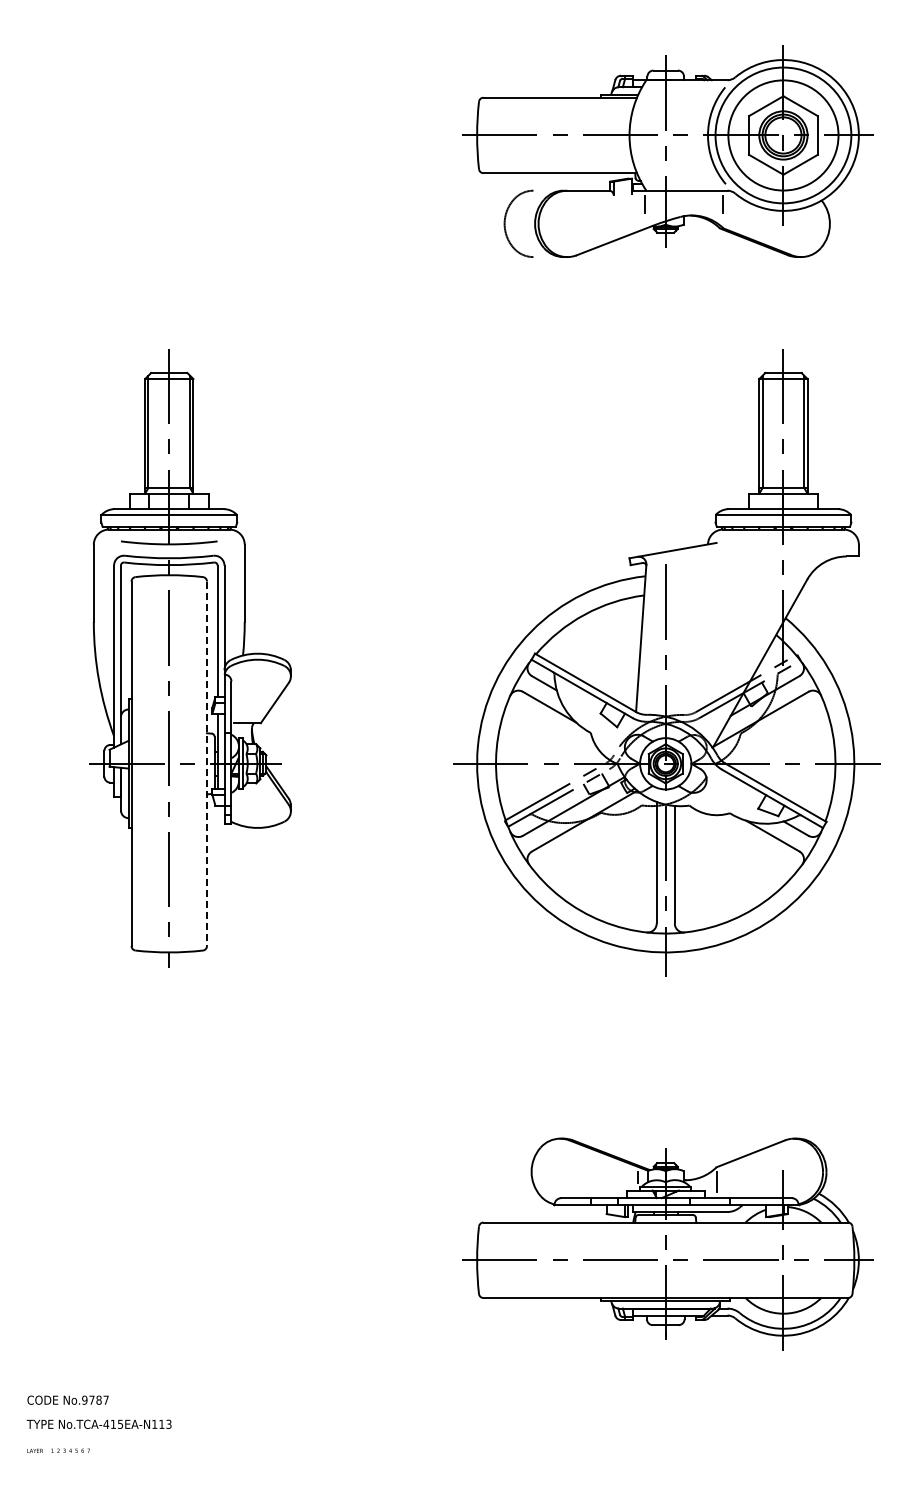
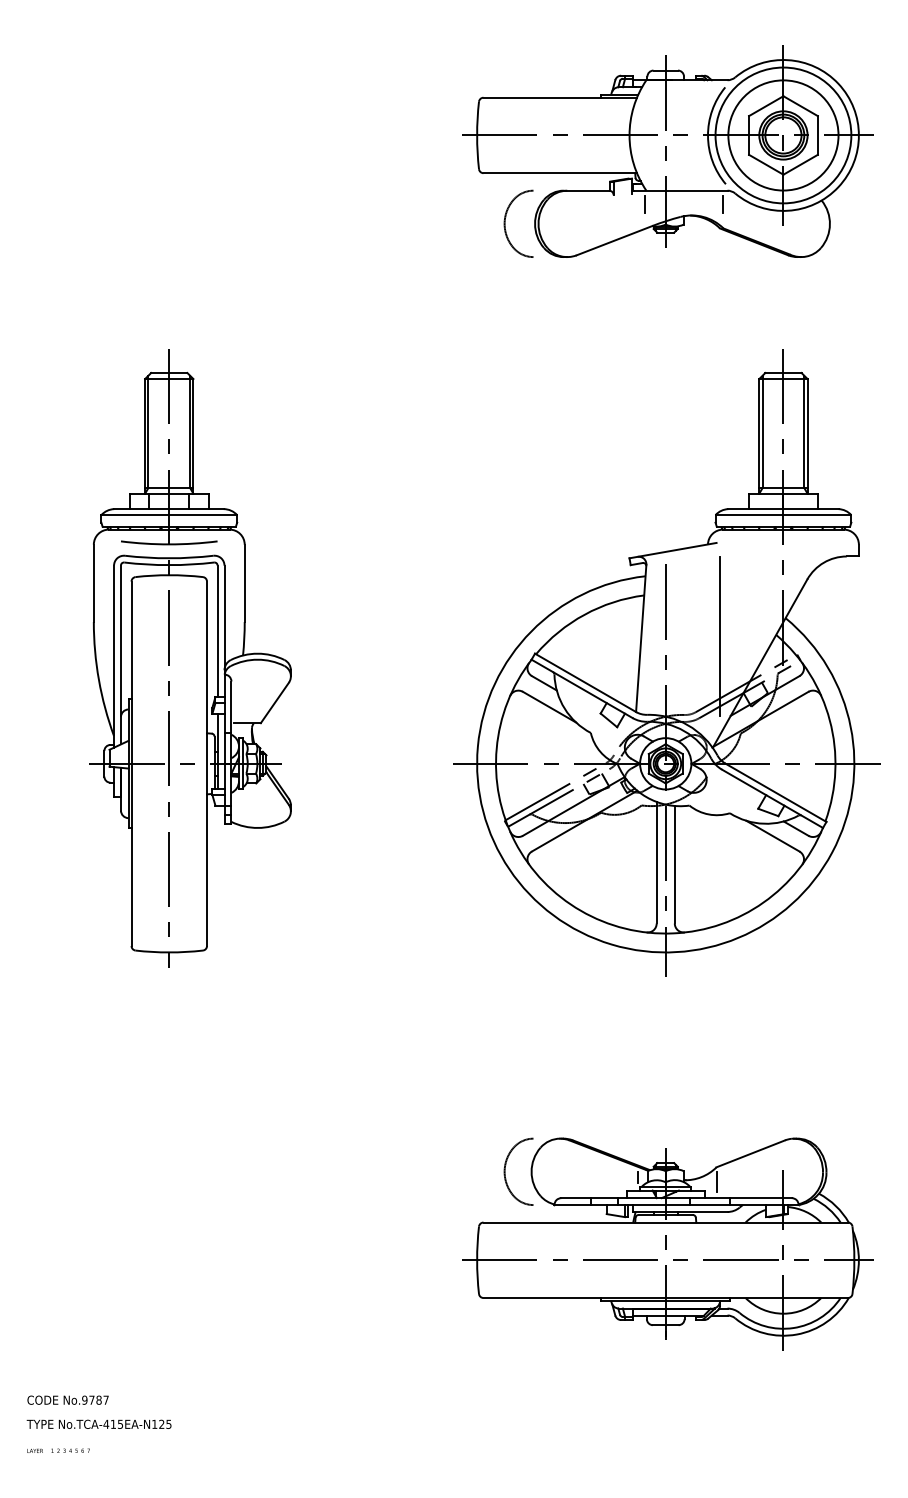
line: none -> present (720, 636)
line: dashed -> solid (207, 764)
part: none -> present (505, 1171)
text: No.TCA-415EA-N113 -> No.TCA-415EA-N125 (165, 1423)
